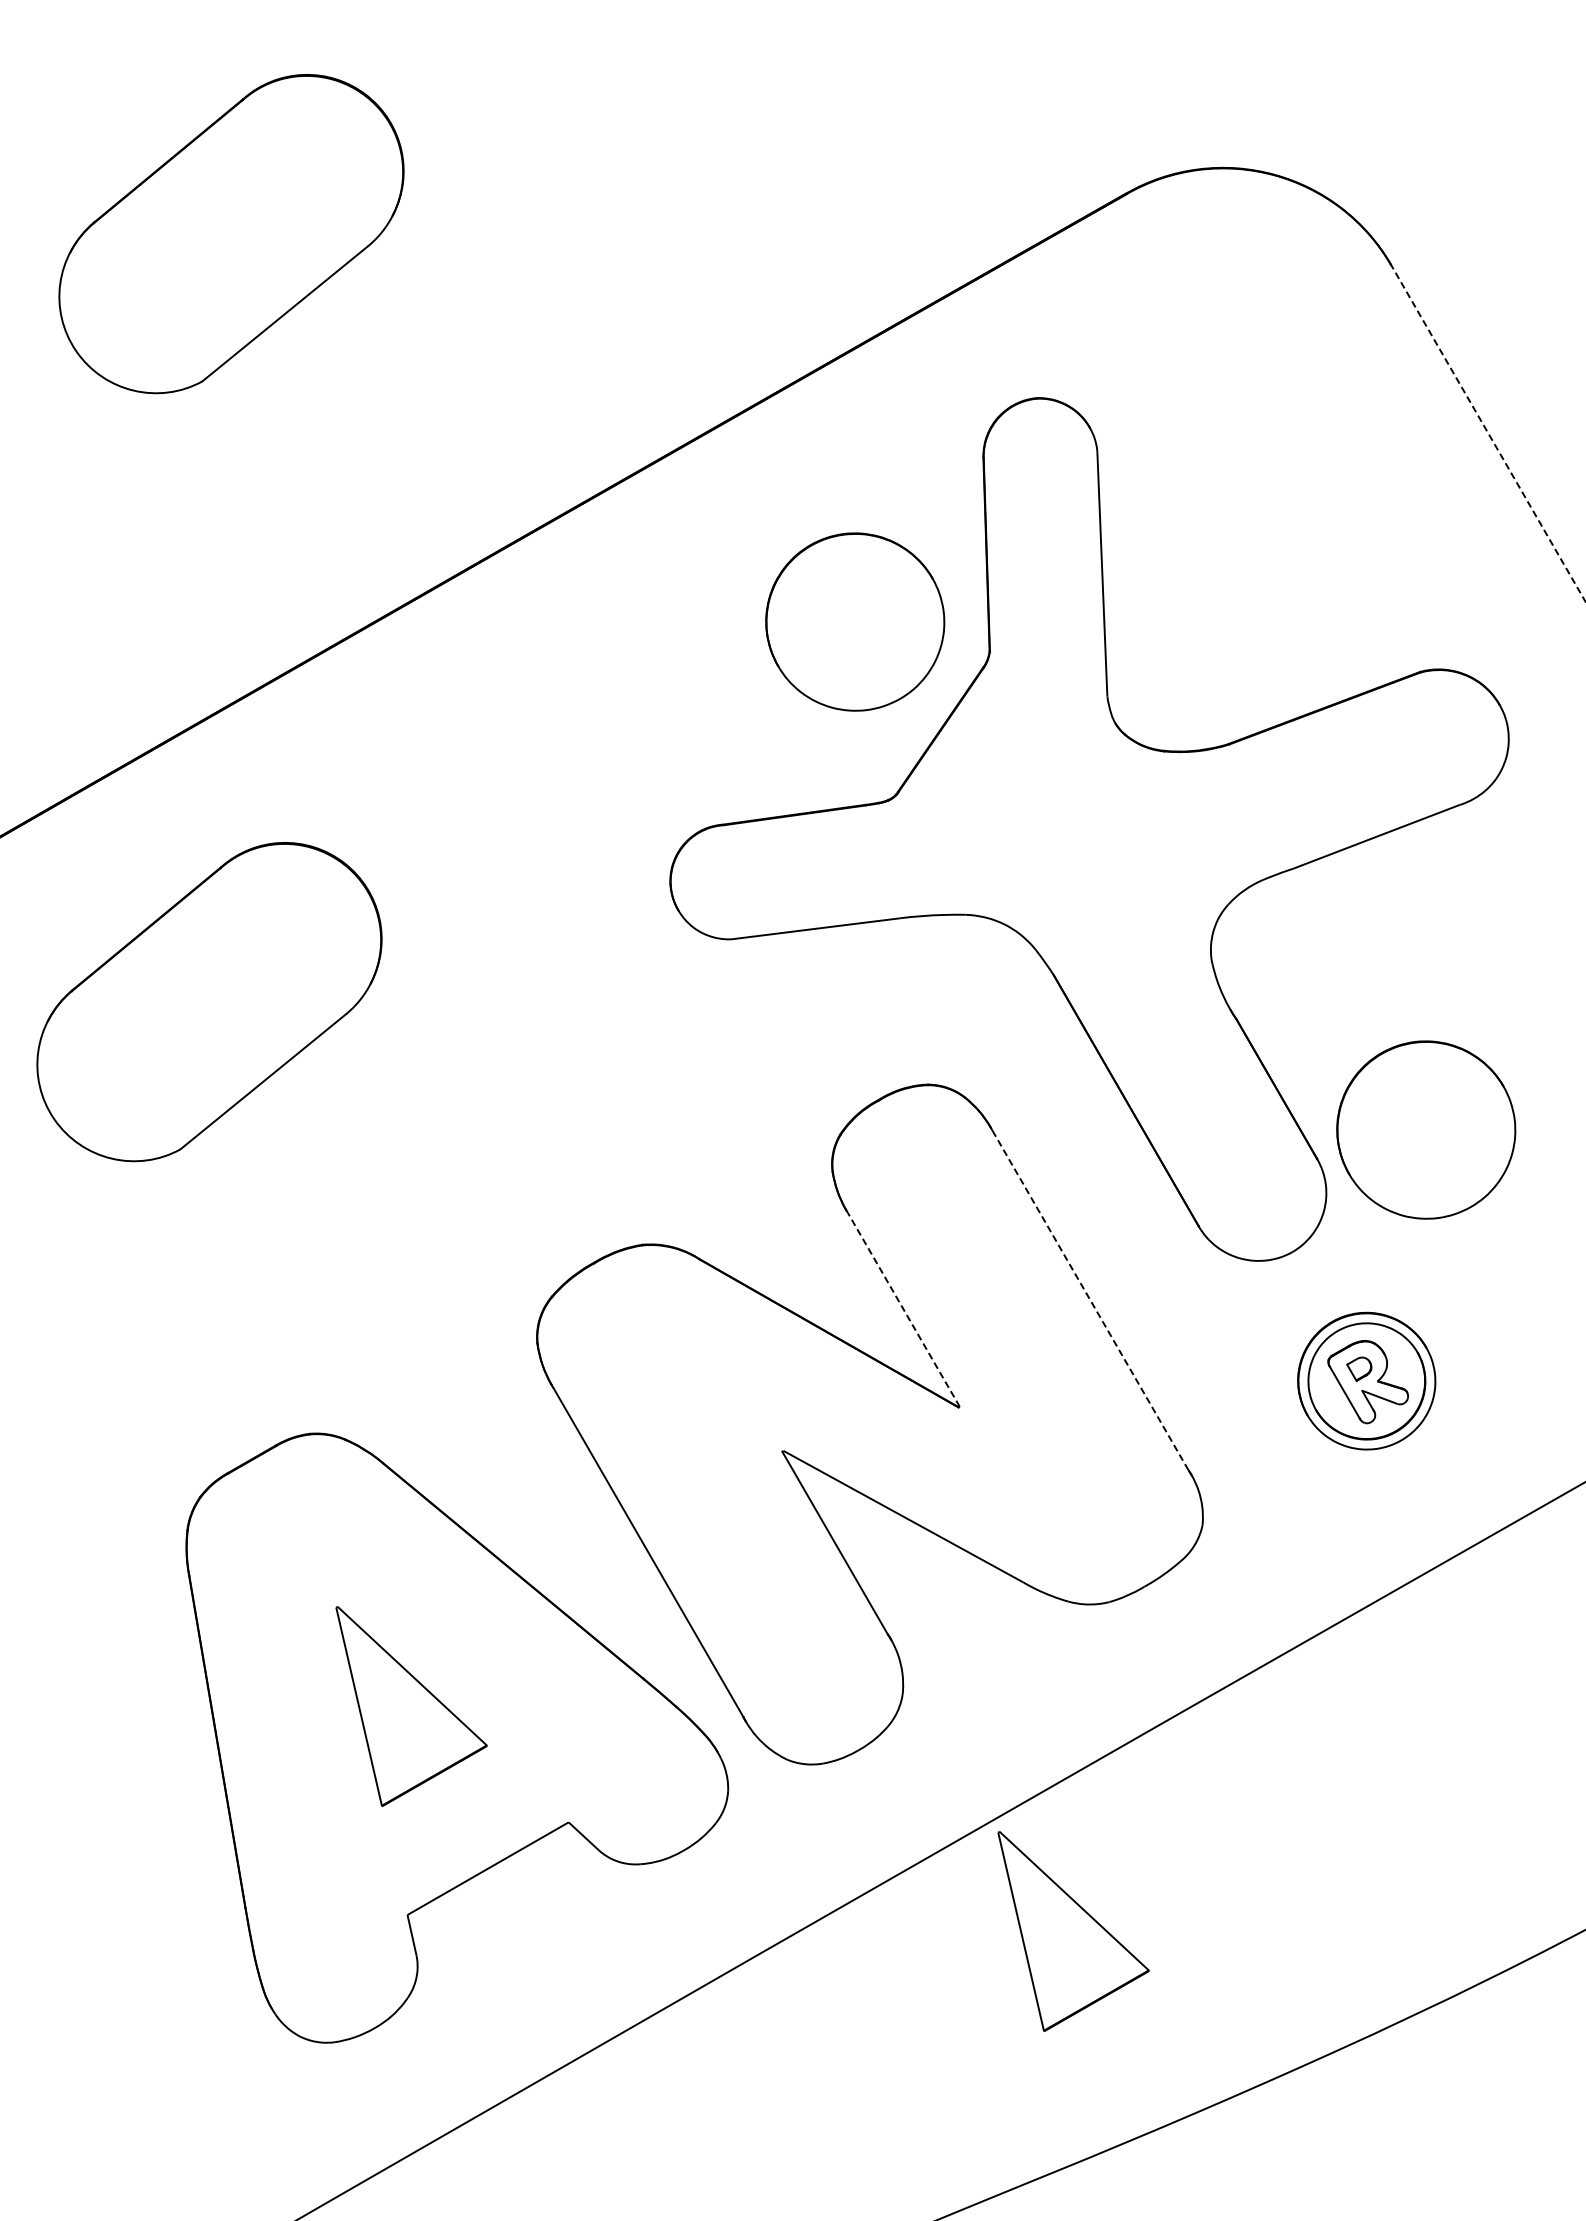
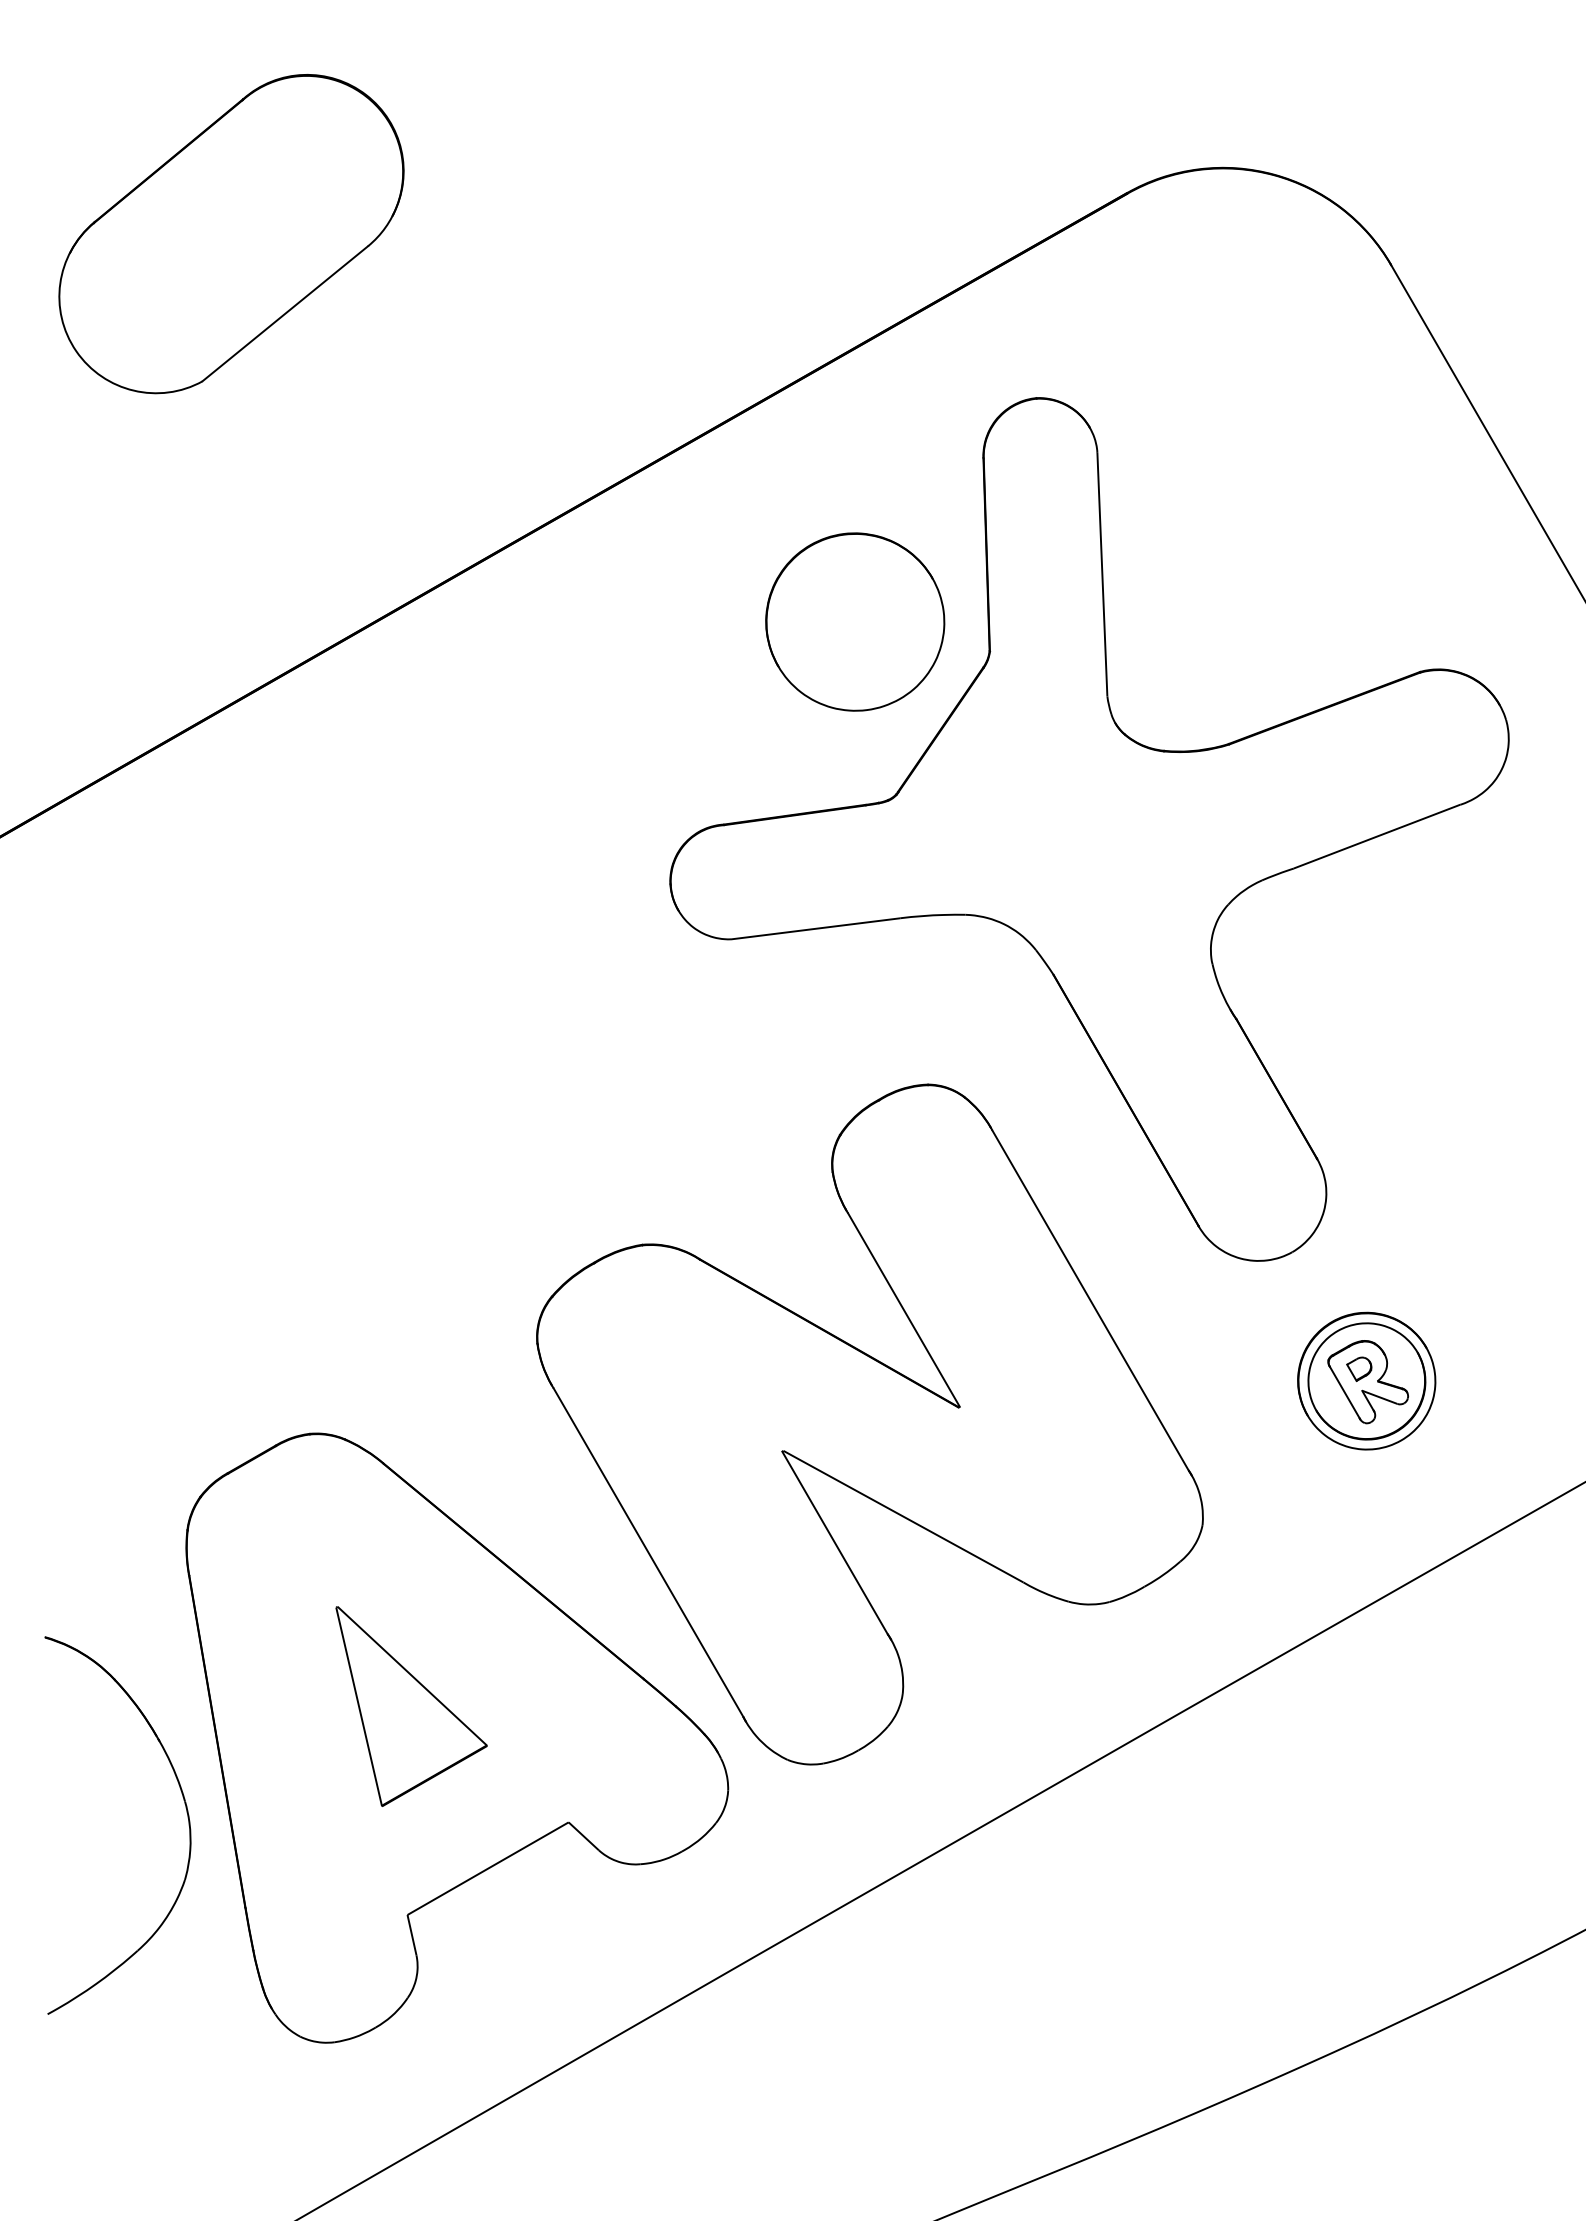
line: dashed -> solid (1488, 433)
part: present -> none (209, 1002)
part: present -> none (1426, 1129)
line: dashed -> solid (1090, 1301)
line: dashed -> solid (903, 1310)
part: none -> present (185, 1808)
part: present -> none (1073, 1931)
